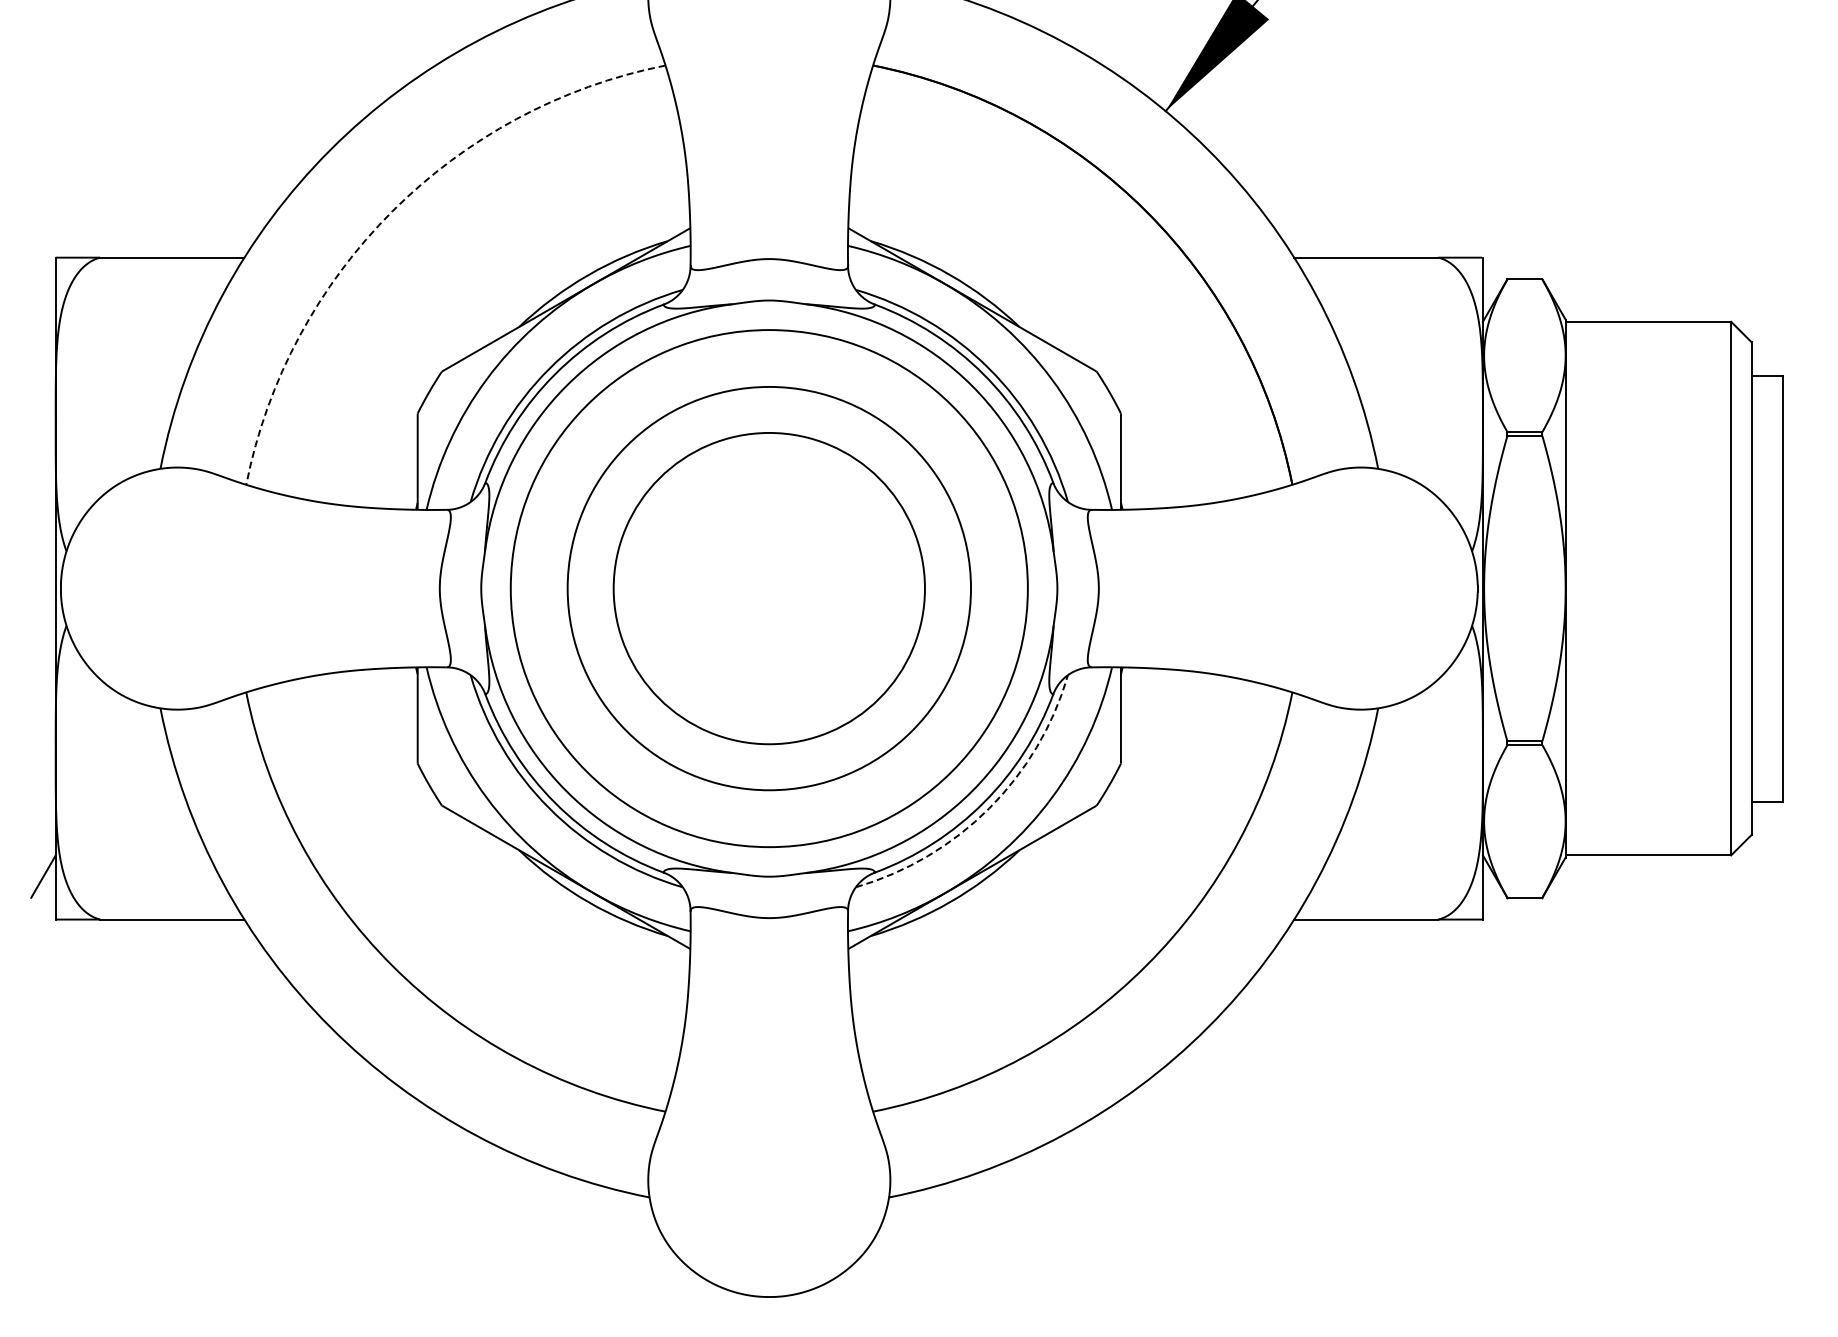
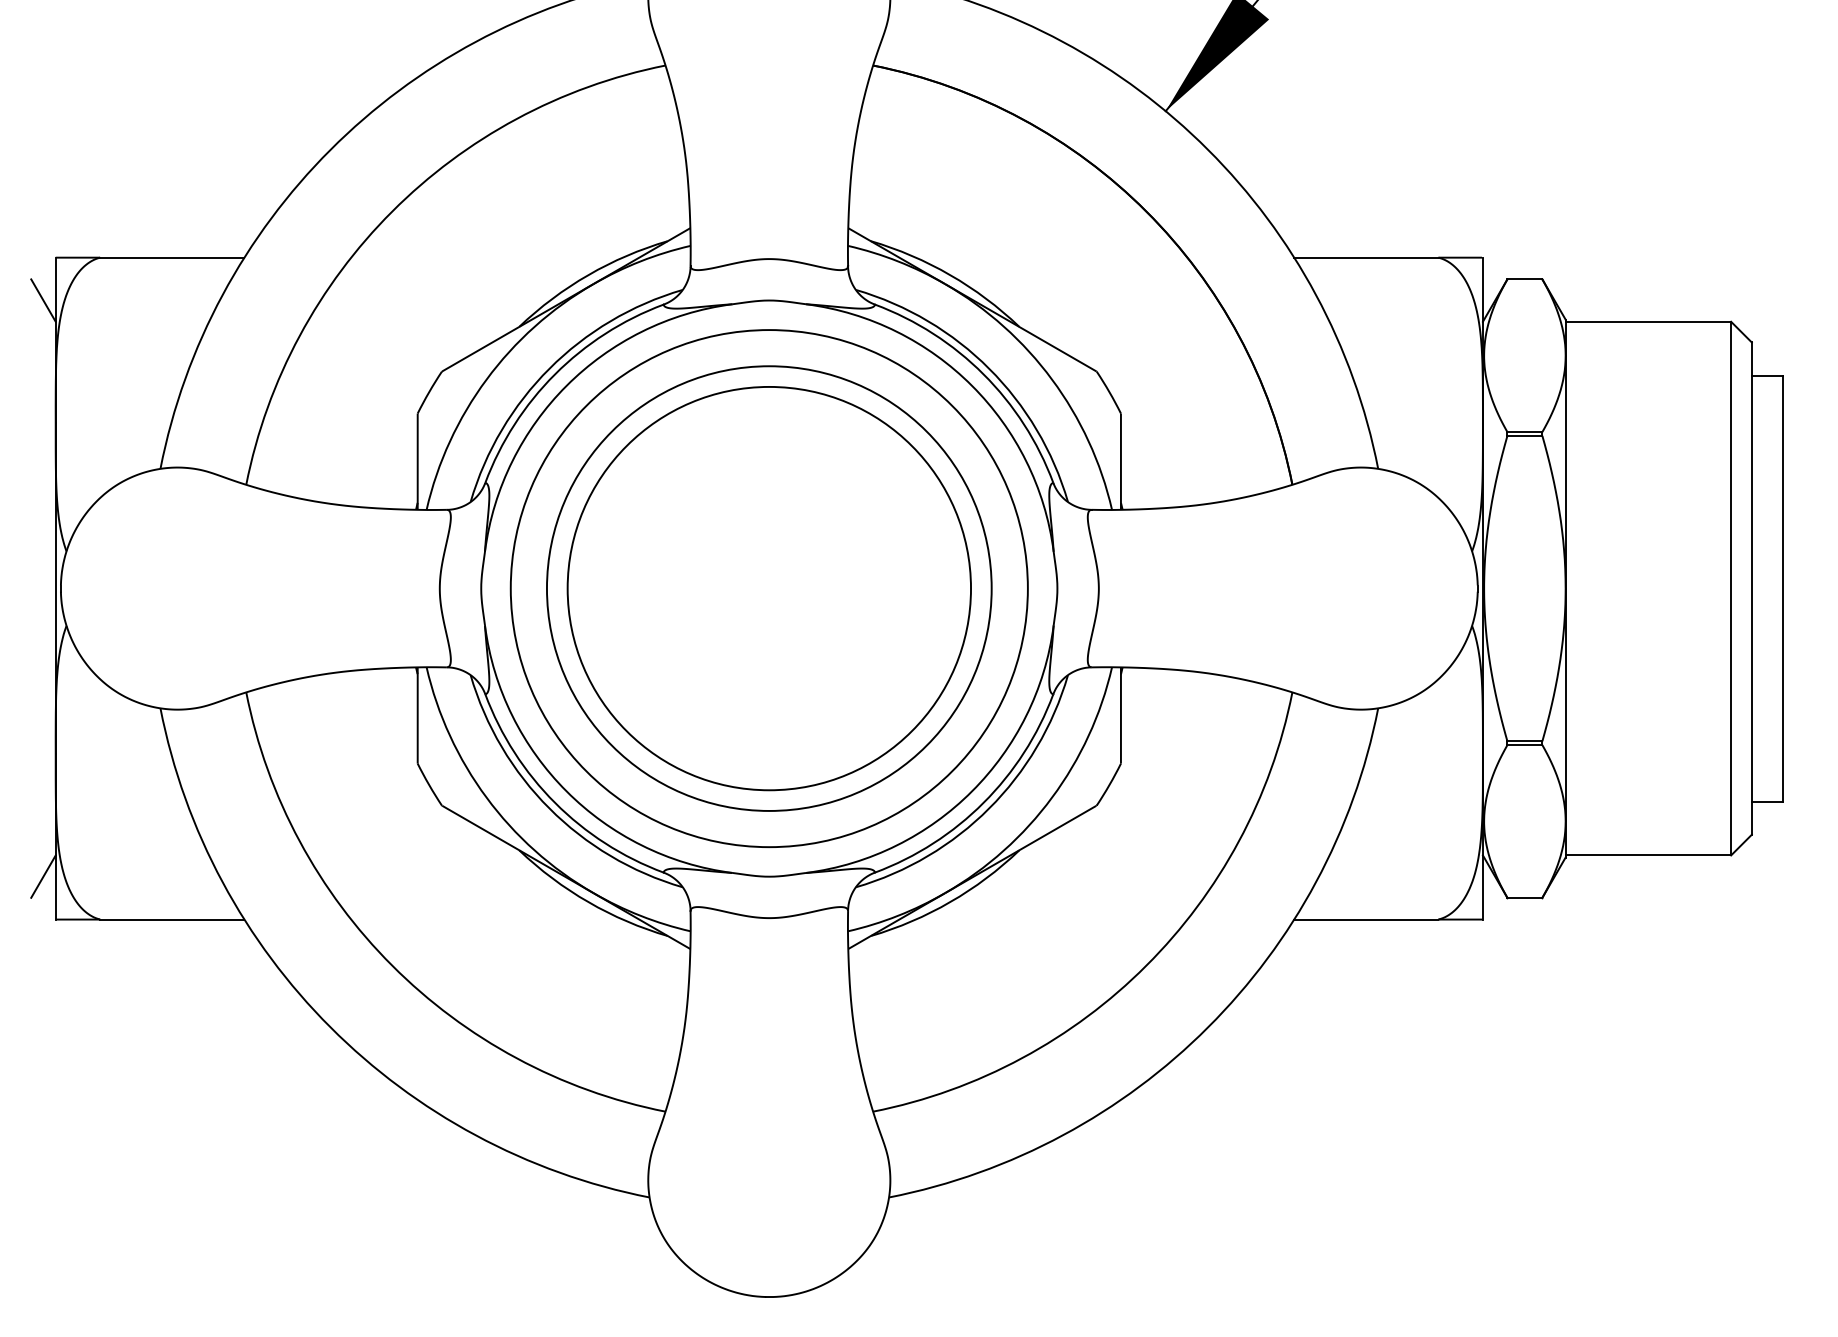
arc: dashed -> solid (392, 211)
line: none -> present (43, 300)
circle diameter: 311 px -> 445 px (768, 588)
arc: dashed -> solid (989, 808)
